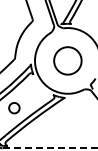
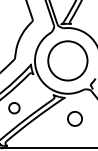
circle diameter: 27 px -> 39 px (67, 60)
part: none -> present (74, 118)
line: dashed -> solid (50, 148)
